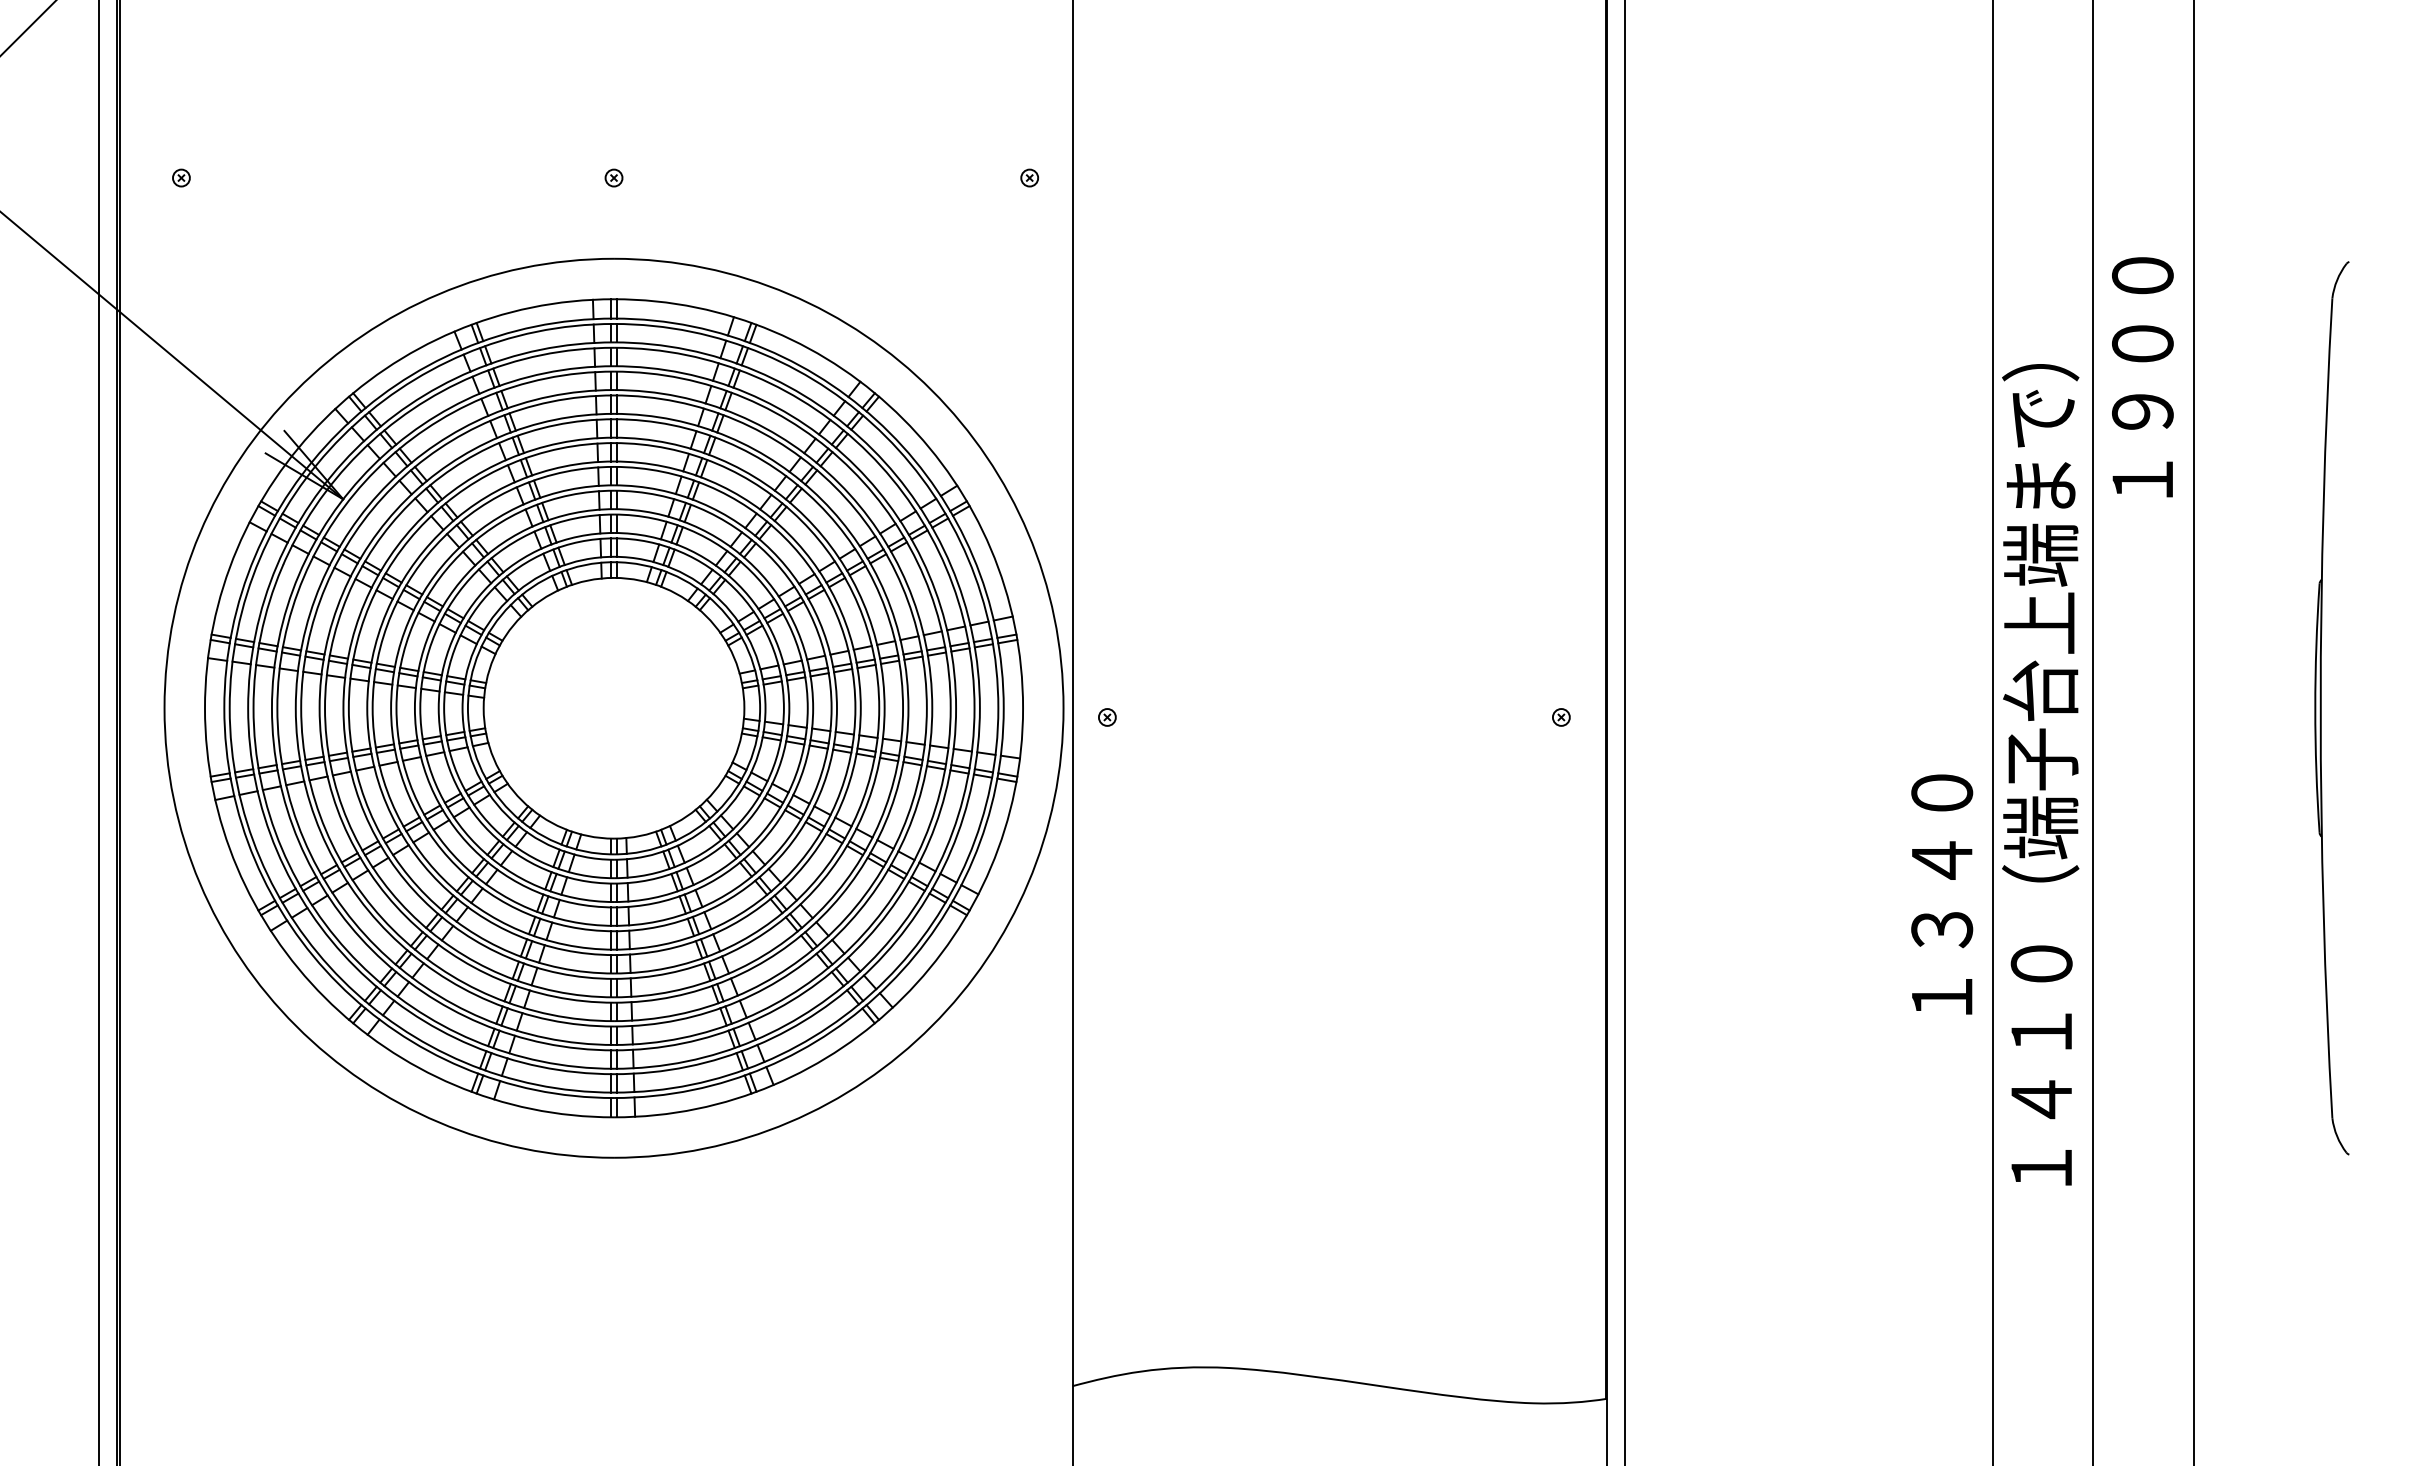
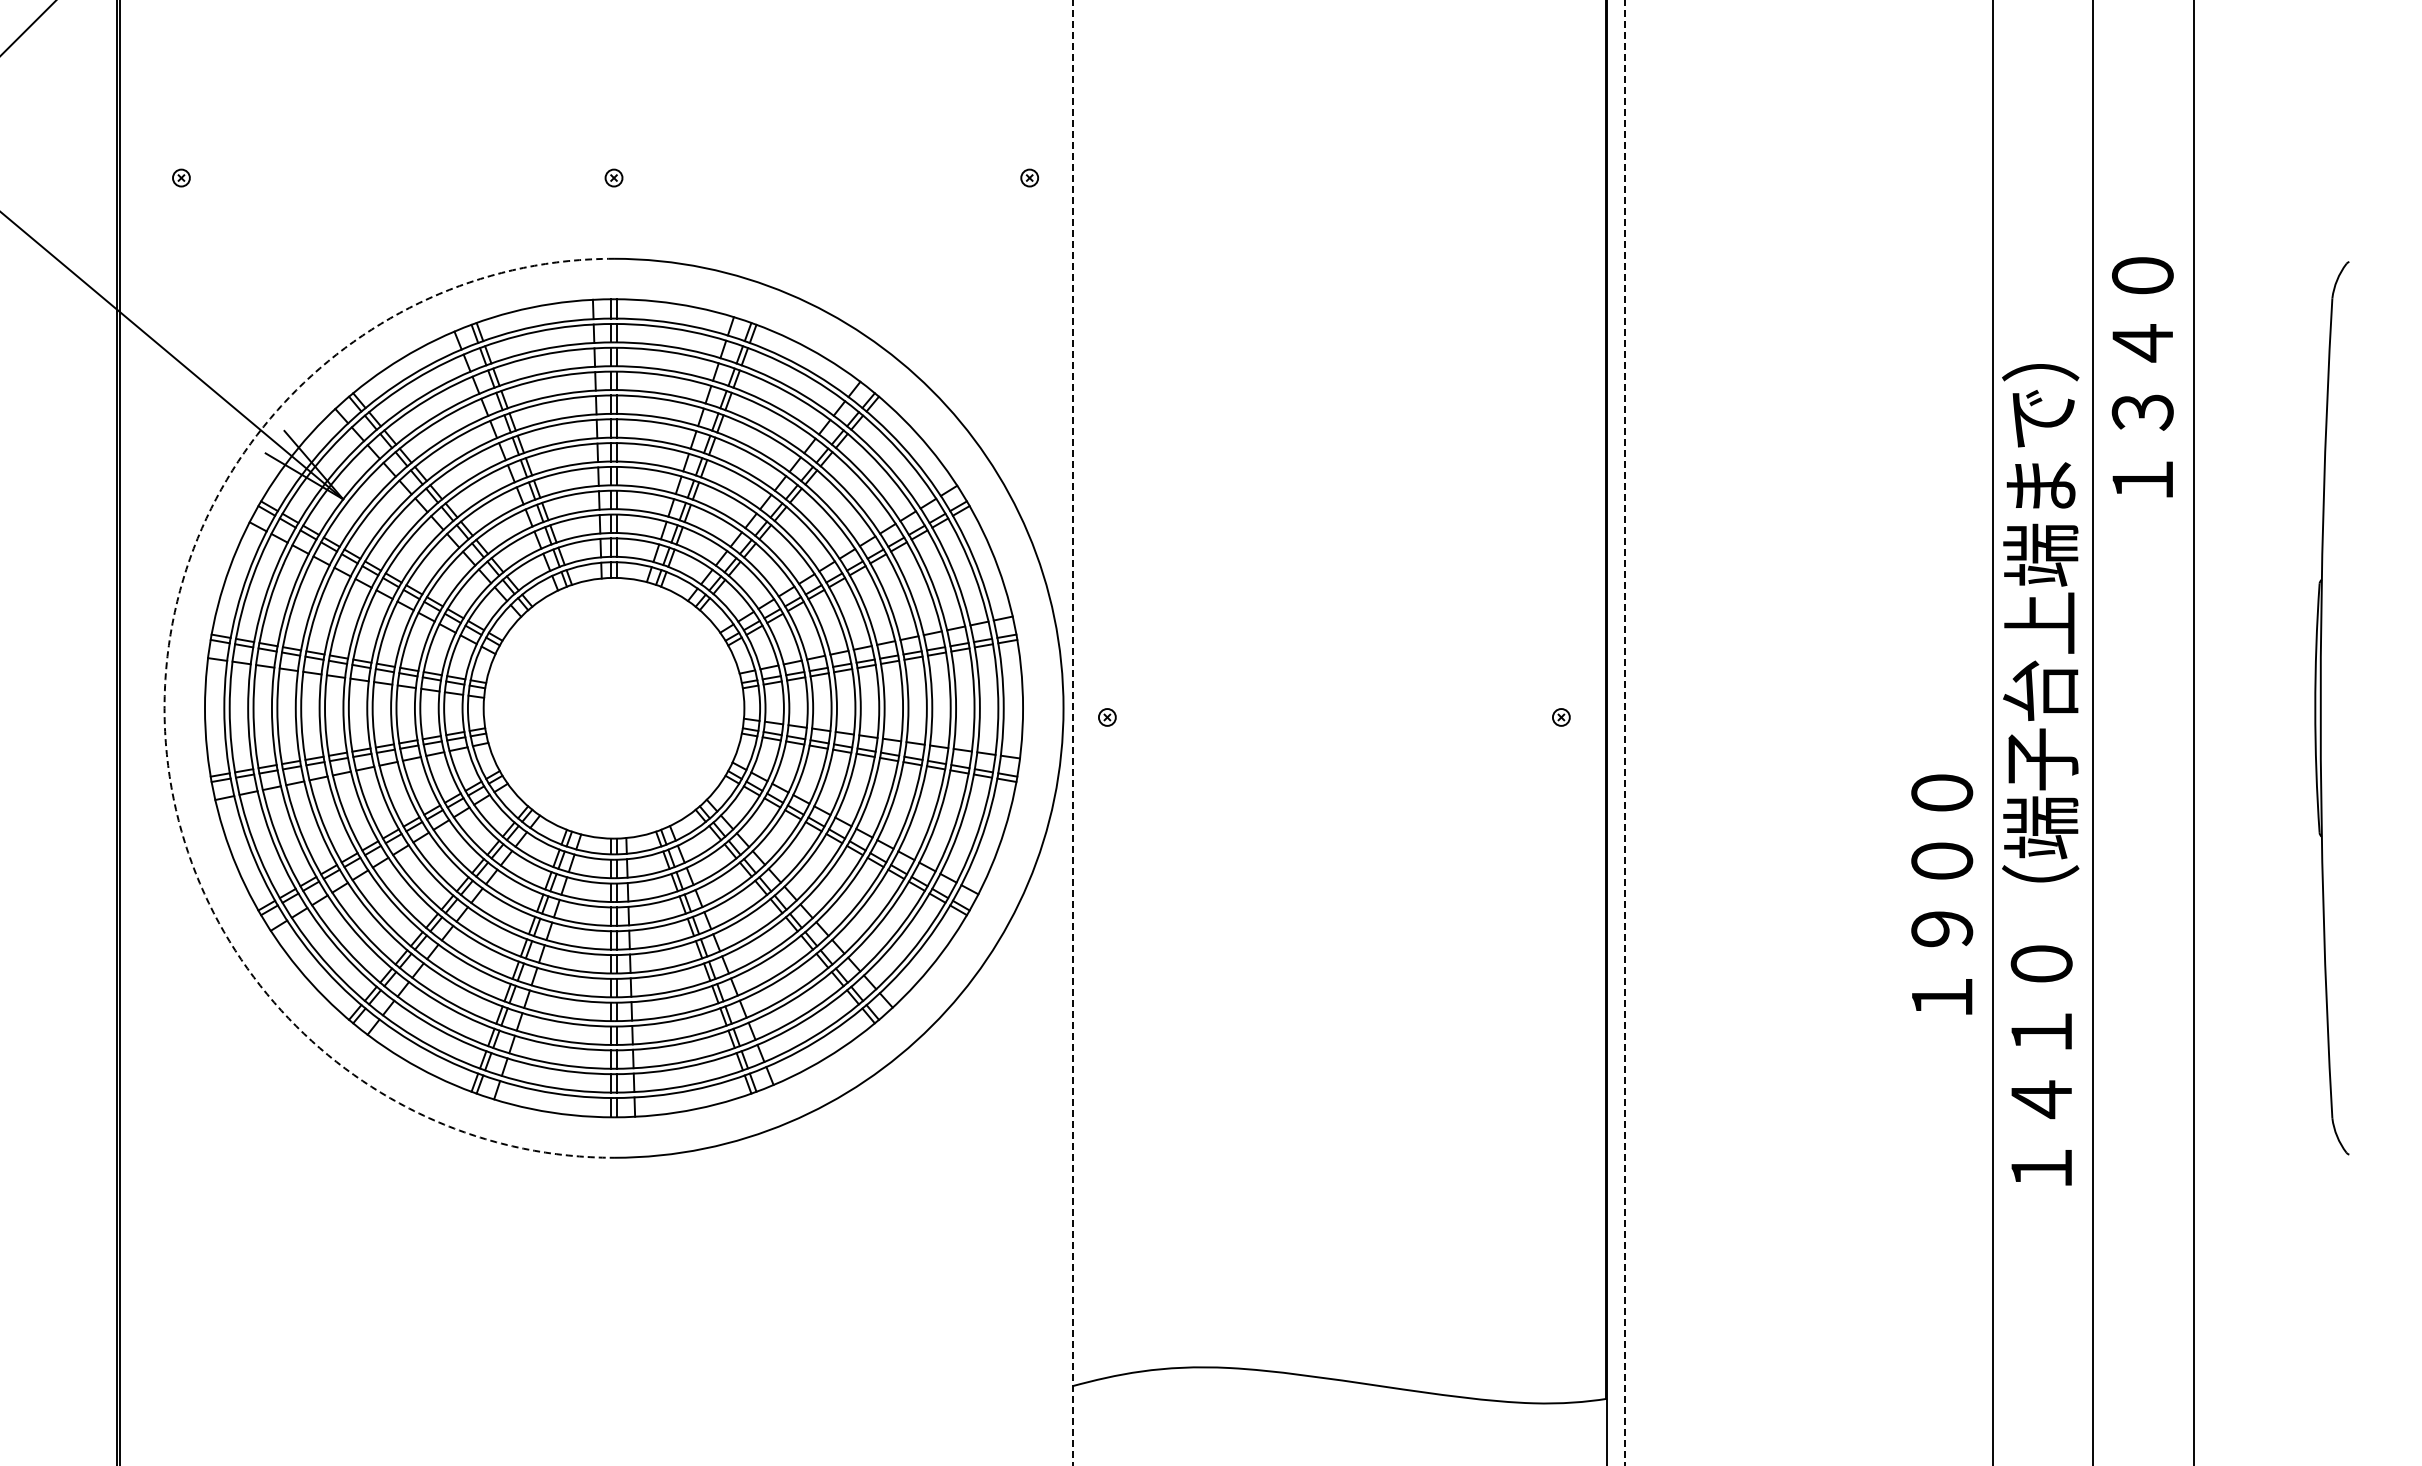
text: １９００ -> １３４０ (2142, 377)
arc: solid -> dashed (164, 708)
line: present -> none (99, 732)
line: solid -> dashed (1072, 733)
line: solid -> dashed (1625, 733)
text: １３４０ -> １９００ (1942, 894)
